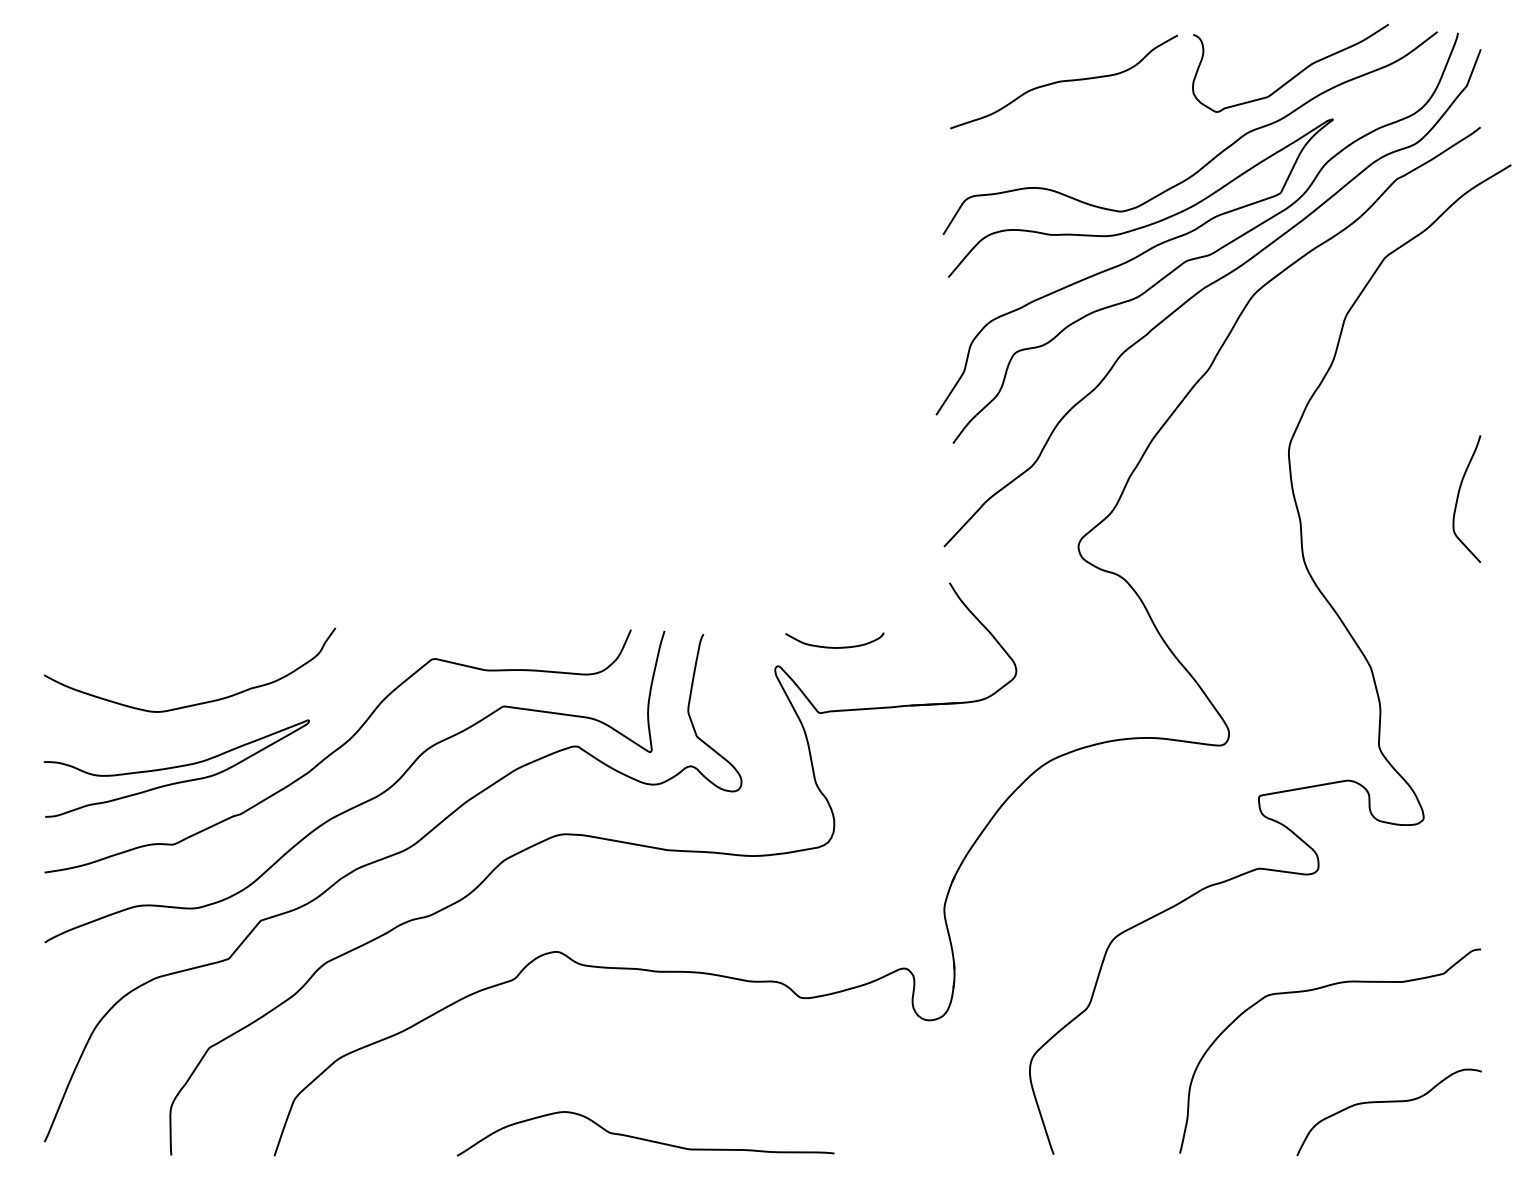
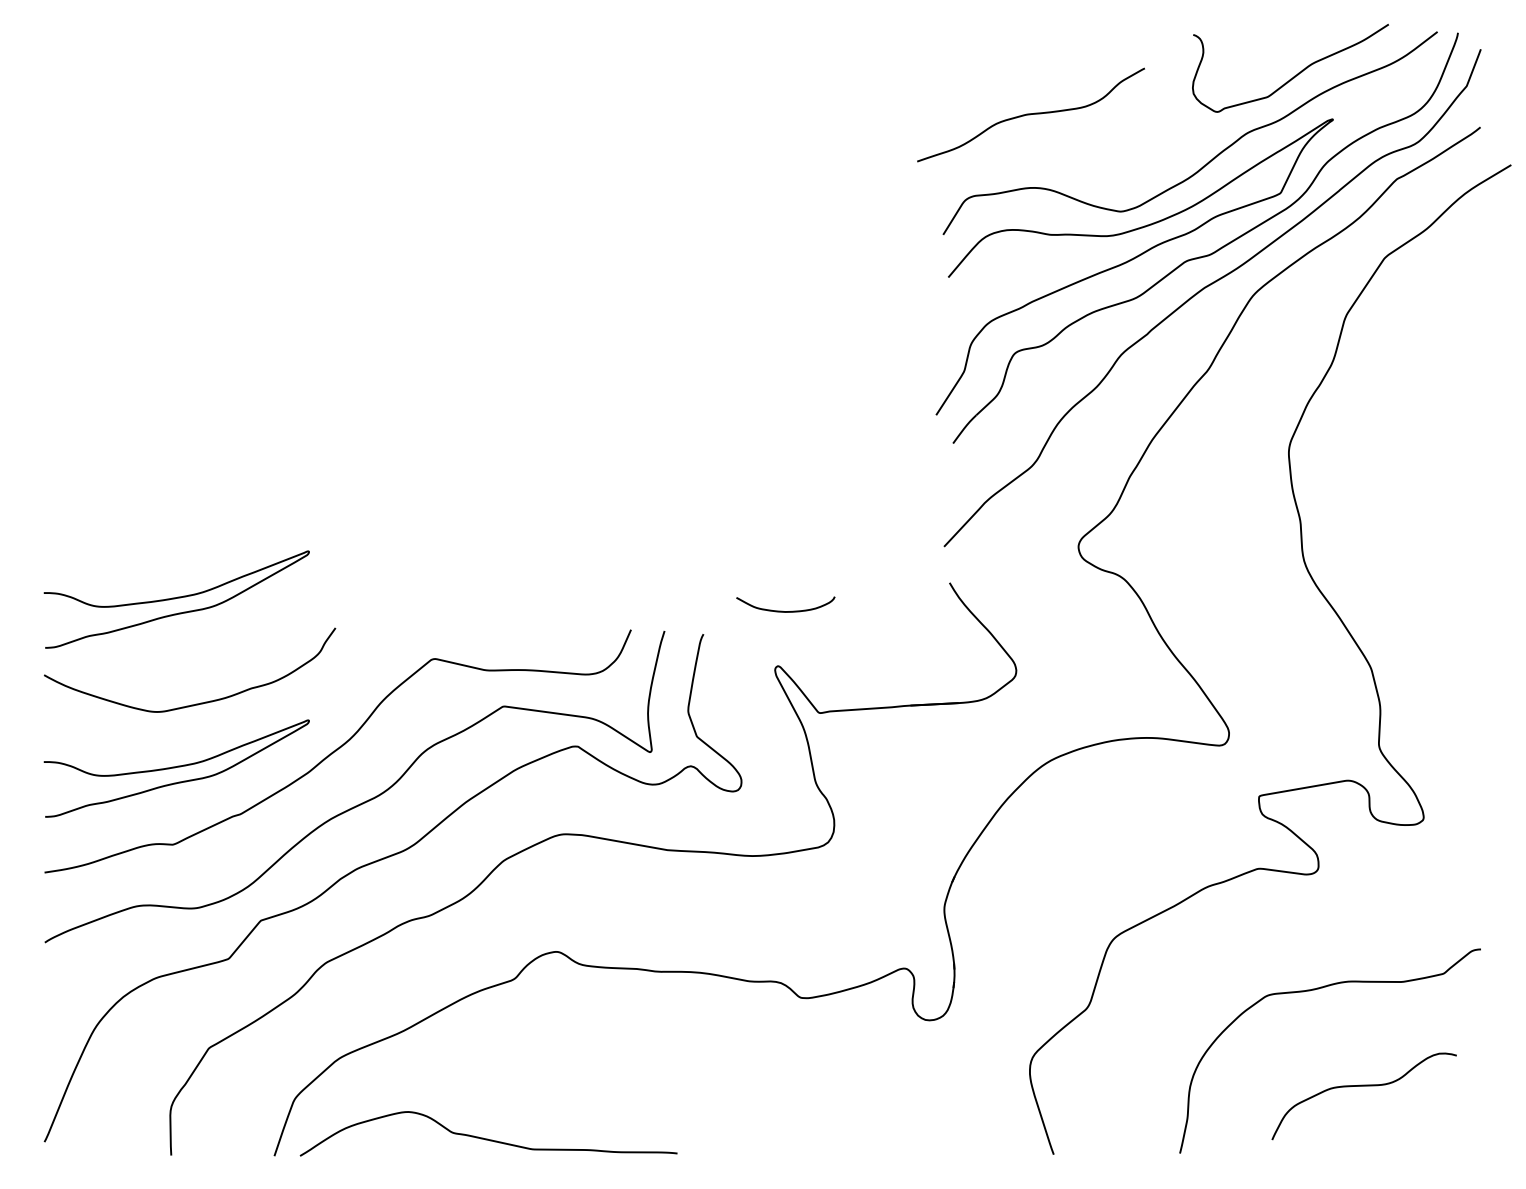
curve position: (1063, 81) -> (1030, 114) (1030, 114)
curve: present -> none (1458, 498)
curve: none -> present (176, 598)
curve position: (831, 646) -> (782, 610) (782, 610)
curve position: (1388, 1102) -> (1363, 1086) (1363, 1086)
curve position: (644, 1138) -> (487, 1138) (487, 1138)
